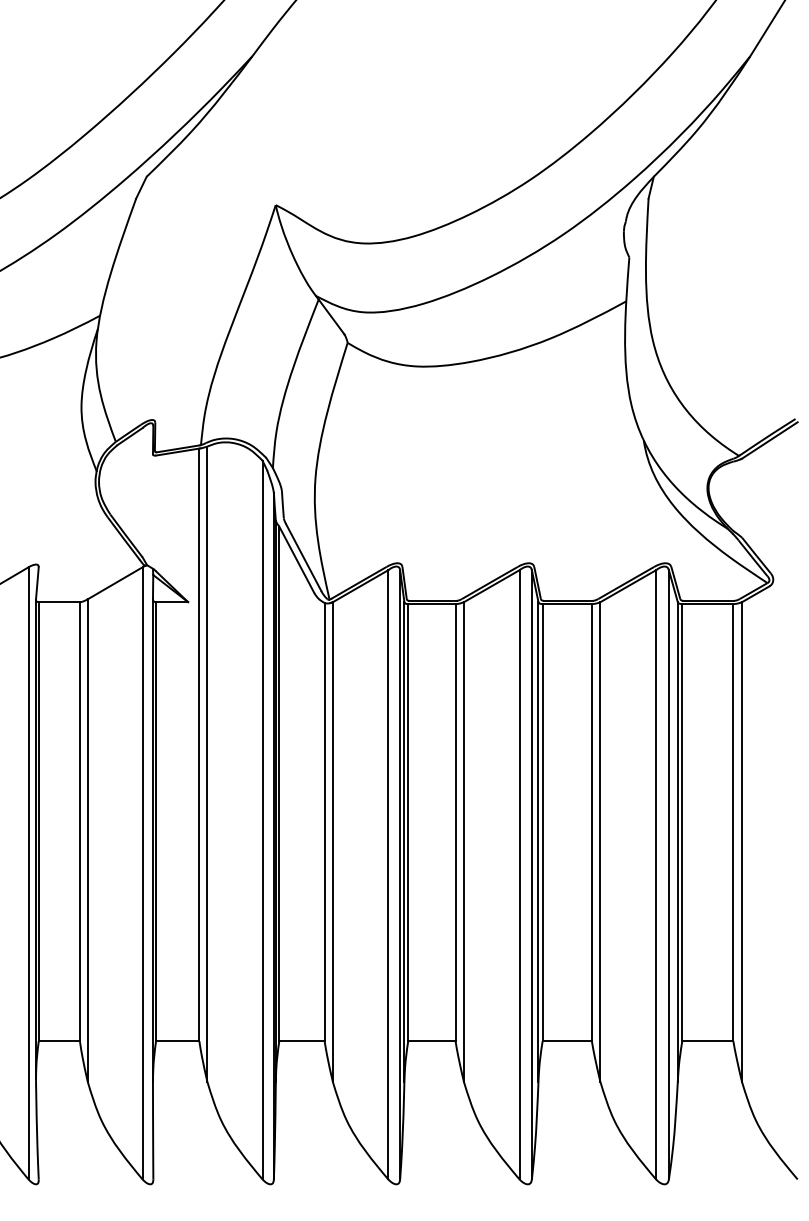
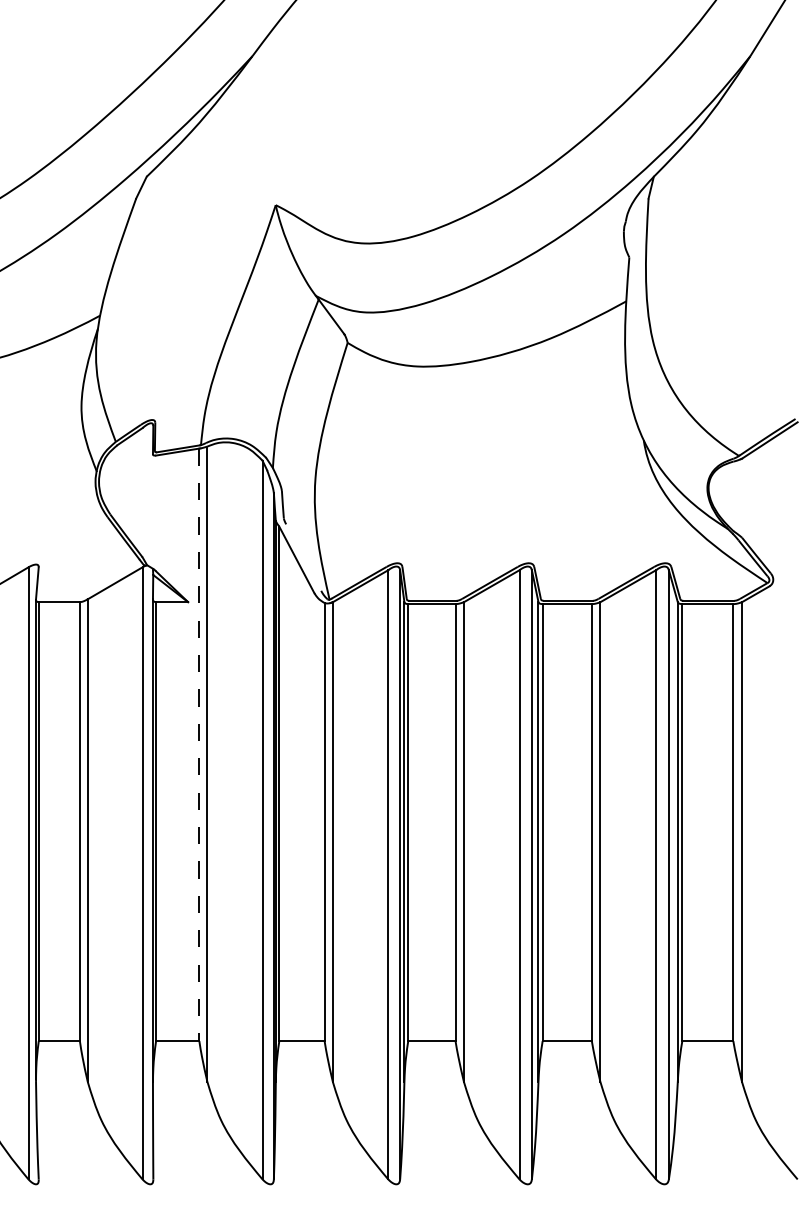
line: present -> none (303, 557)
line: solid -> dashed (199, 745)
